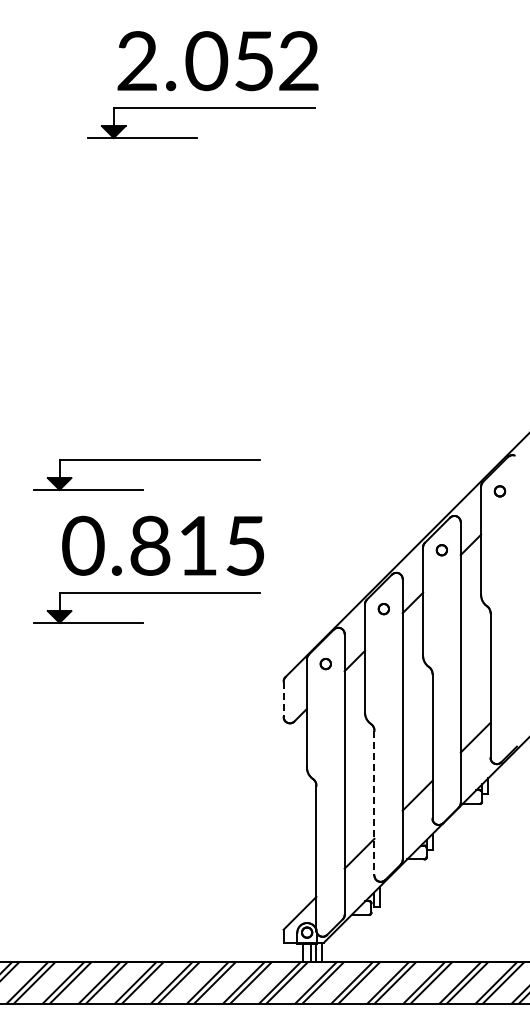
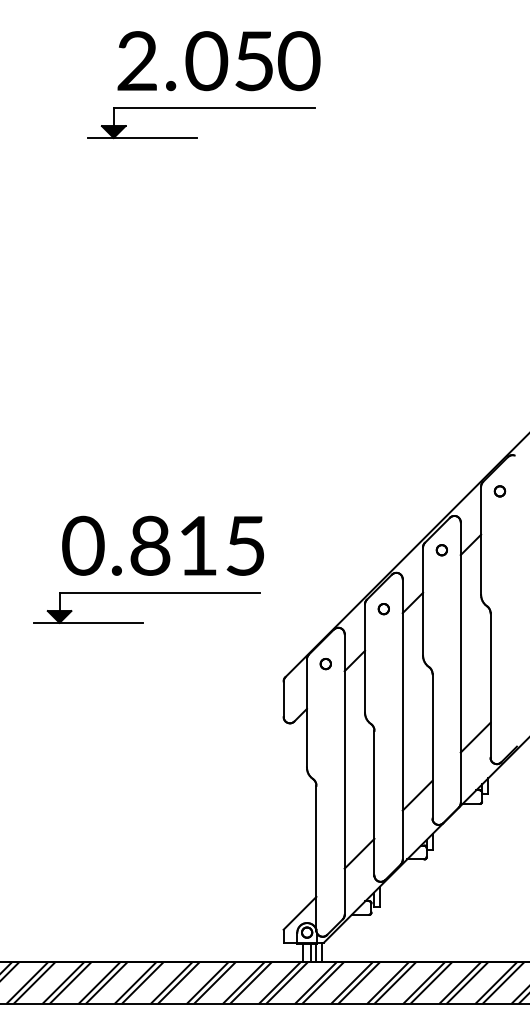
text: 2 -> 0 (299, 61)
part: present -> none (146, 460)
line: dashed -> solid (283, 699)
line: dashed -> solid (374, 803)
